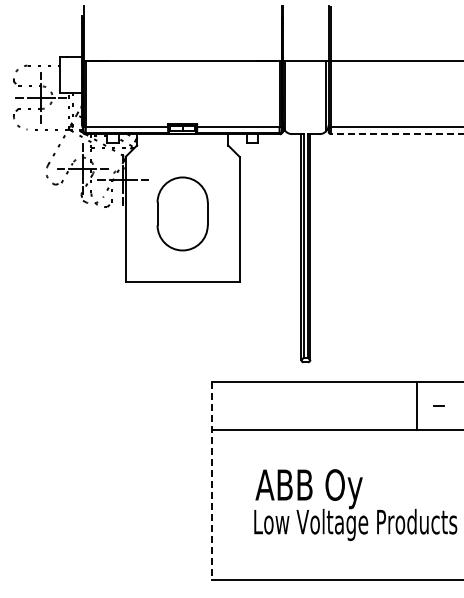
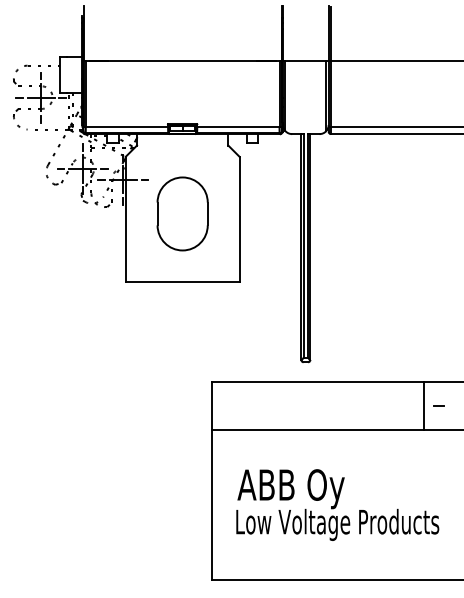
line: dashed -> solid (396, 134)
line position: (416, 406) -> (423, 406) (423, 406)
line: dashed -> solid (211, 481)
text position: (355, 504) -> (337, 504) (337, 504)
